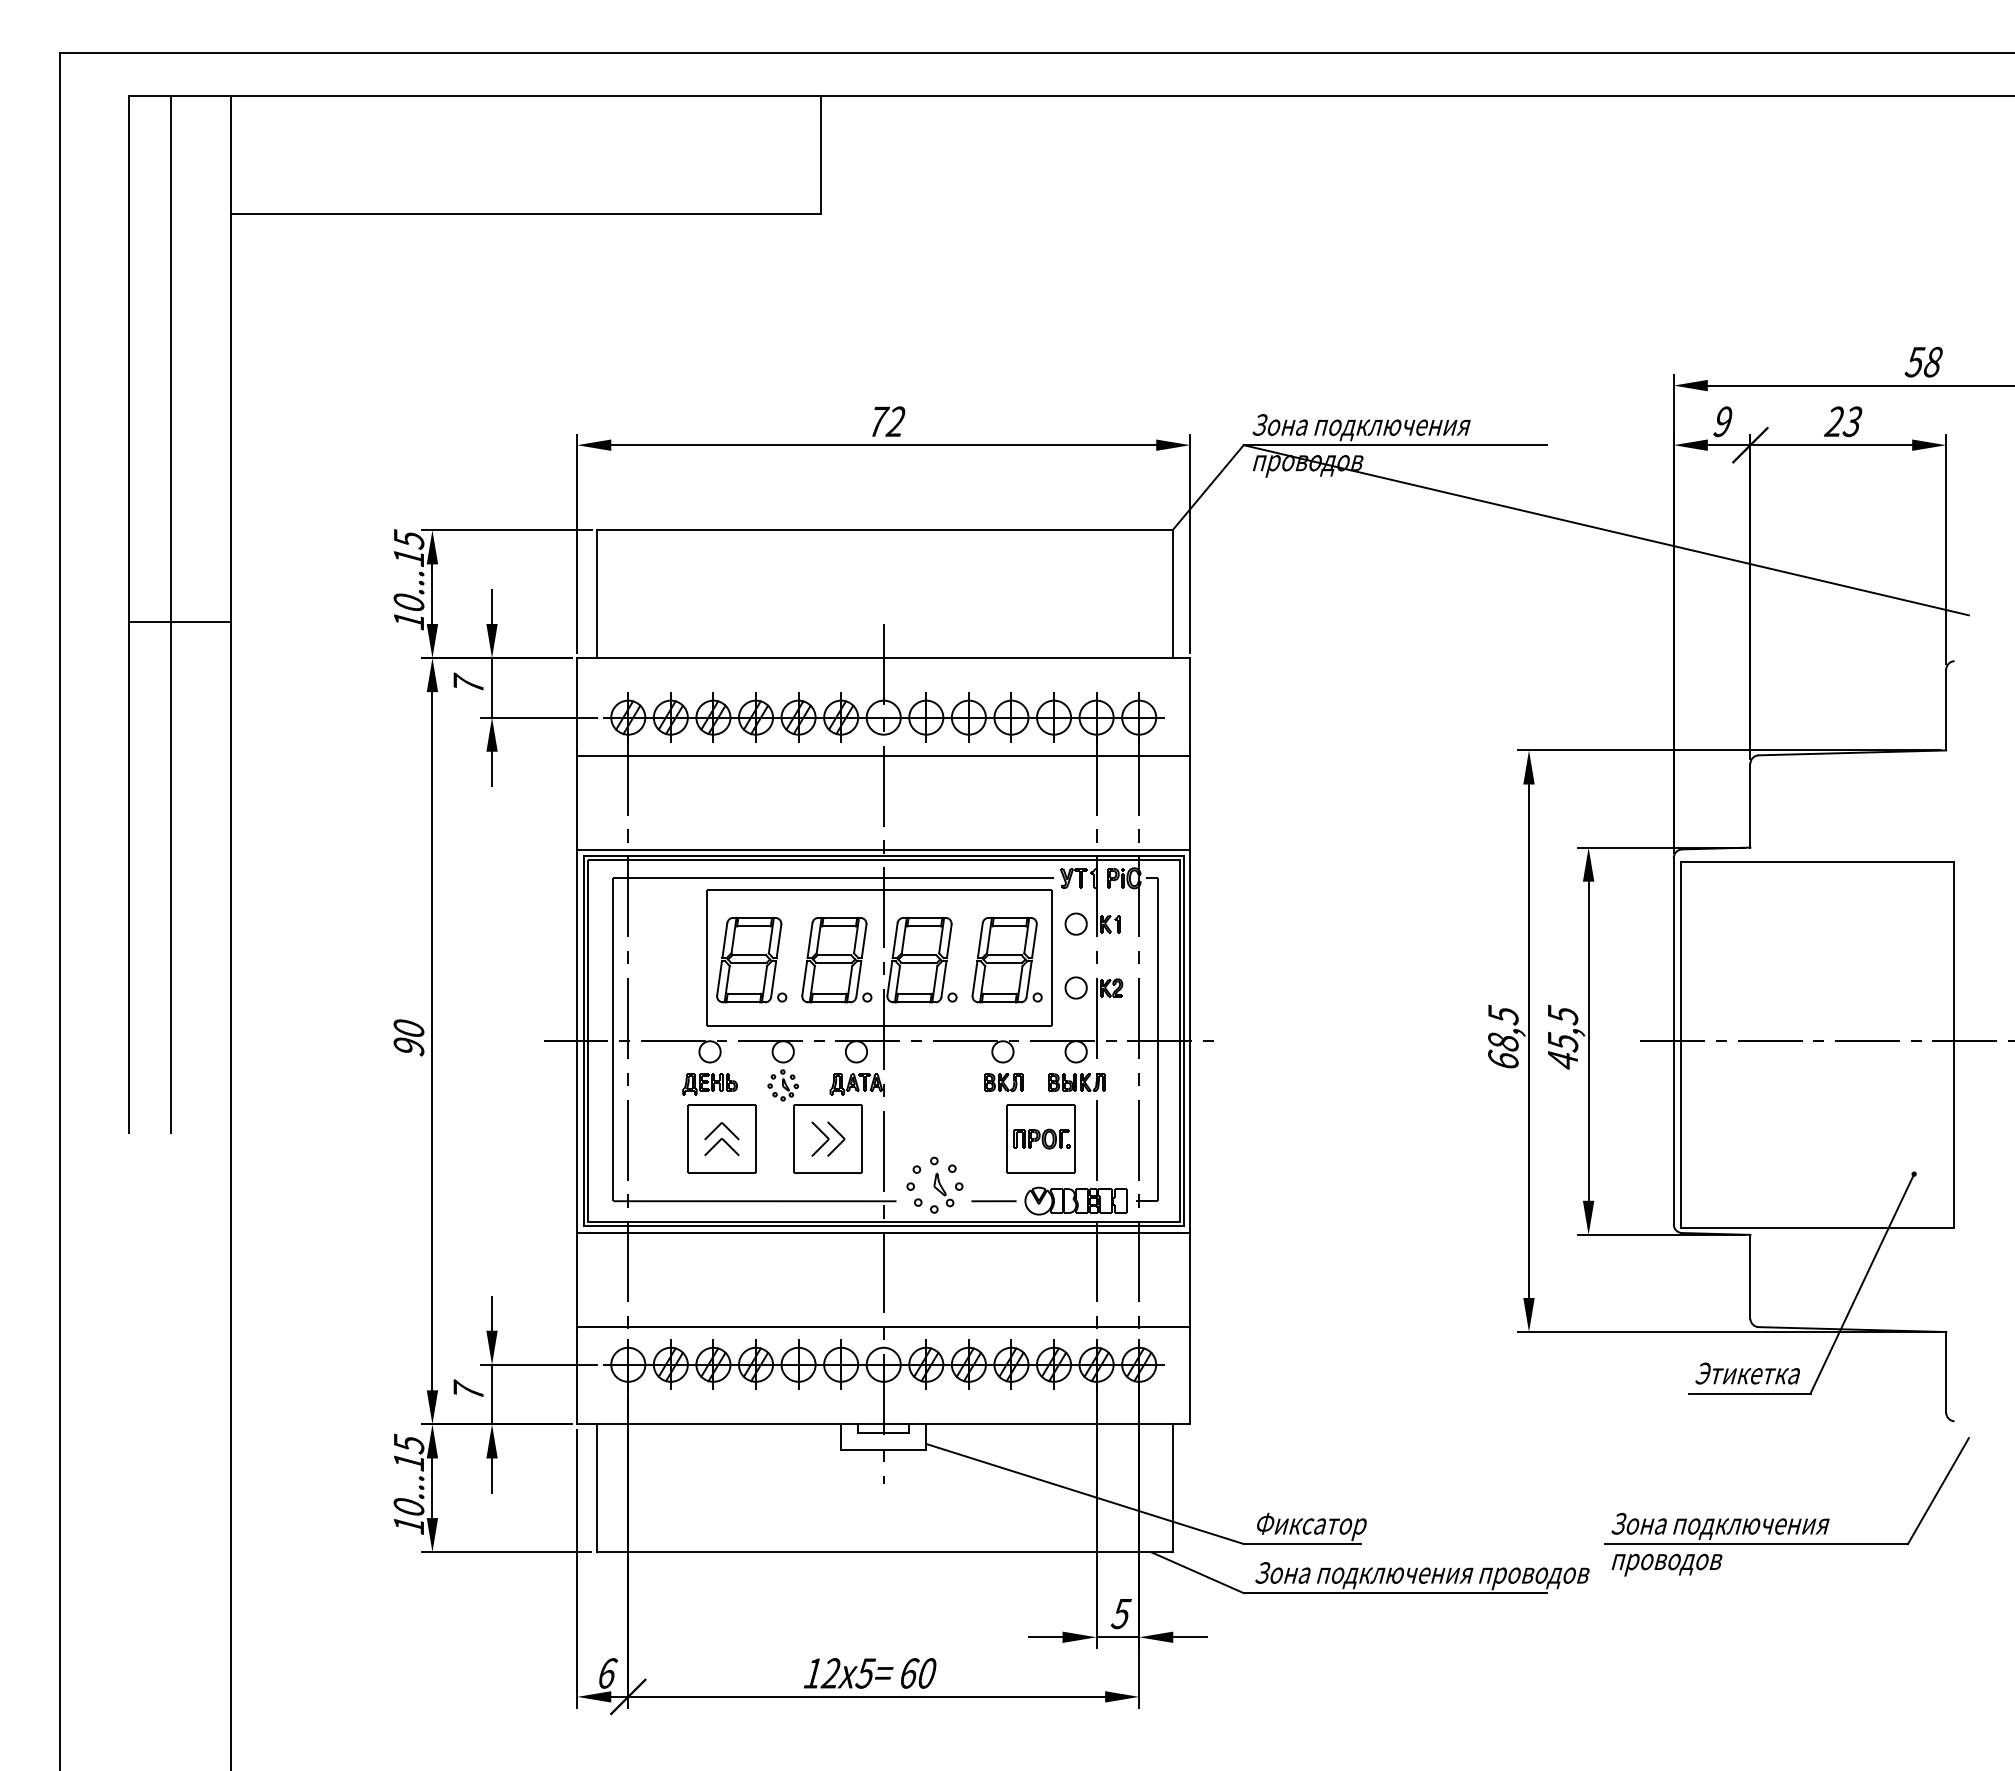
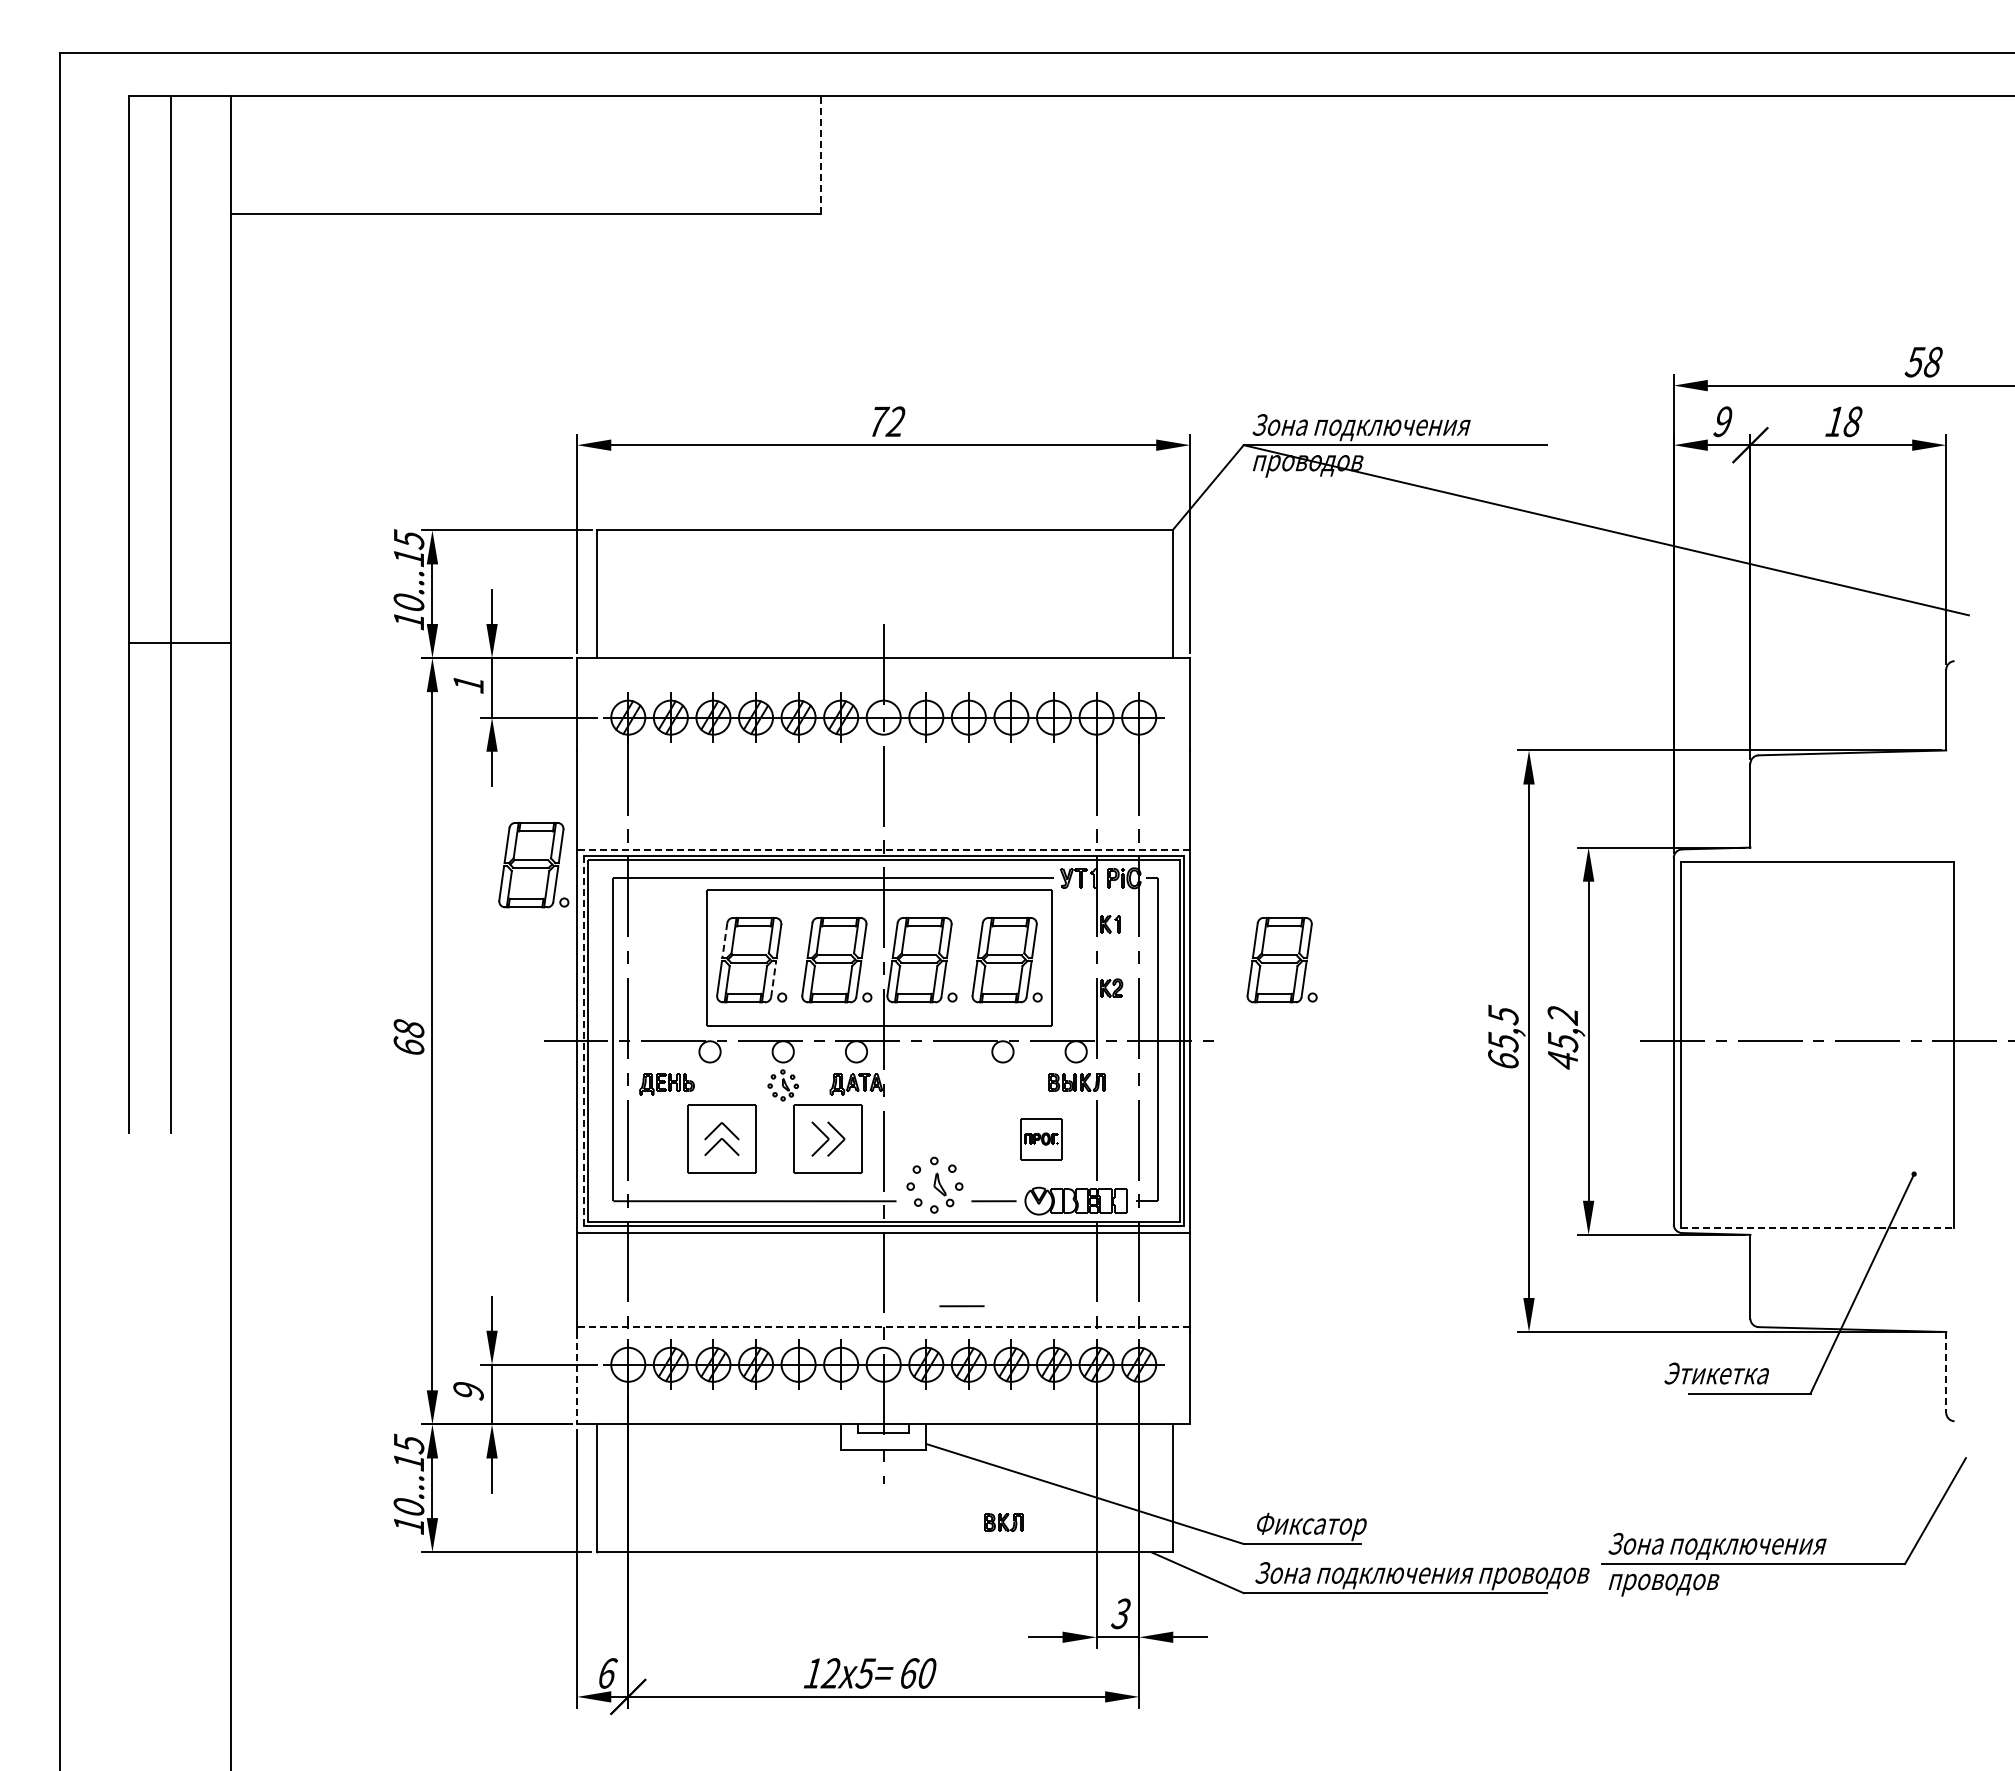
line: solid -> dashed (821, 154)
text: 23 -> 18 (1843, 421)
line position: (179, 622) -> (179, 643) (179, 643)
text: 7 -> 1 (468, 682)
line: present -> none (883, 755)
line: solid -> dashed (883, 849)
part: none -> present (533, 865)
part: present -> none (1075, 923)
line: solid -> dashed (724, 940)
part: none -> present (1281, 960)
line: solid -> dashed (773, 978)
part: present -> none (1075, 987)
text: 45,5 -> 45,2 (1562, 1015)
text: 90 -> 68 (408, 1037)
line: solid -> dashed (583, 1041)
text: 68,5 -> 65,5 (1503, 1041)
part position: (1003, 1082) -> (1003, 1522) (1003, 1522)
part position: (709, 1084) -> (666, 1084) (666, 1084)
part size: 70x70 px -> 43x43 px (1041, 1139)
line: solid -> dashed (1818, 1228)
line: none -> present (961, 1306)
line: solid -> dashed (883, 1326)
line: solid -> dashed (1946, 1372)
text position: (1747, 1373) -> (1716, 1373) (1716, 1373)
line: solid -> dashed (577, 1378)
text: 7 -> 9 (468, 1389)
part position: (1784, 1518) -> (1781, 1538) (1781, 1538)
text: 5 -> 3 (1121, 1613)
